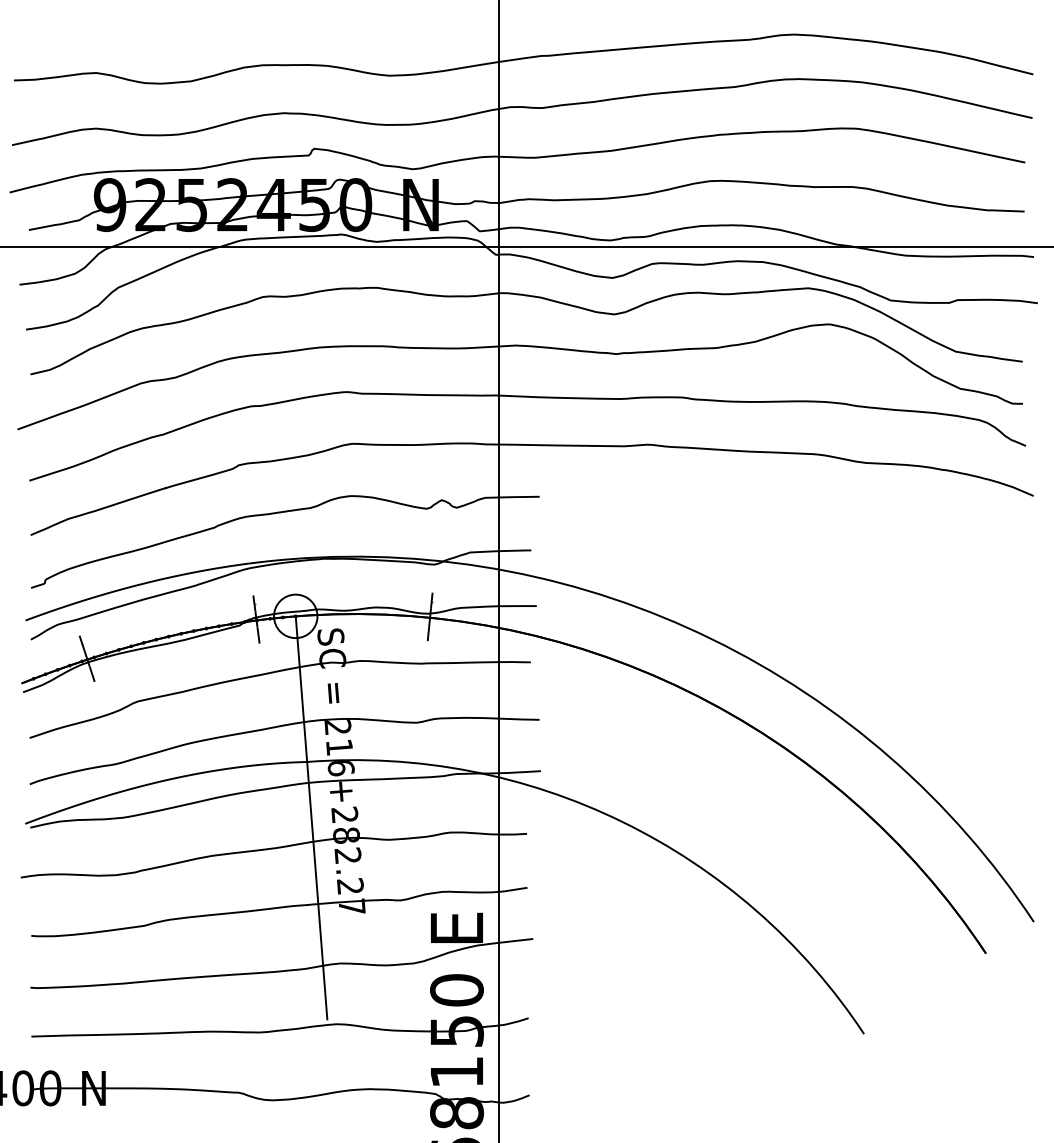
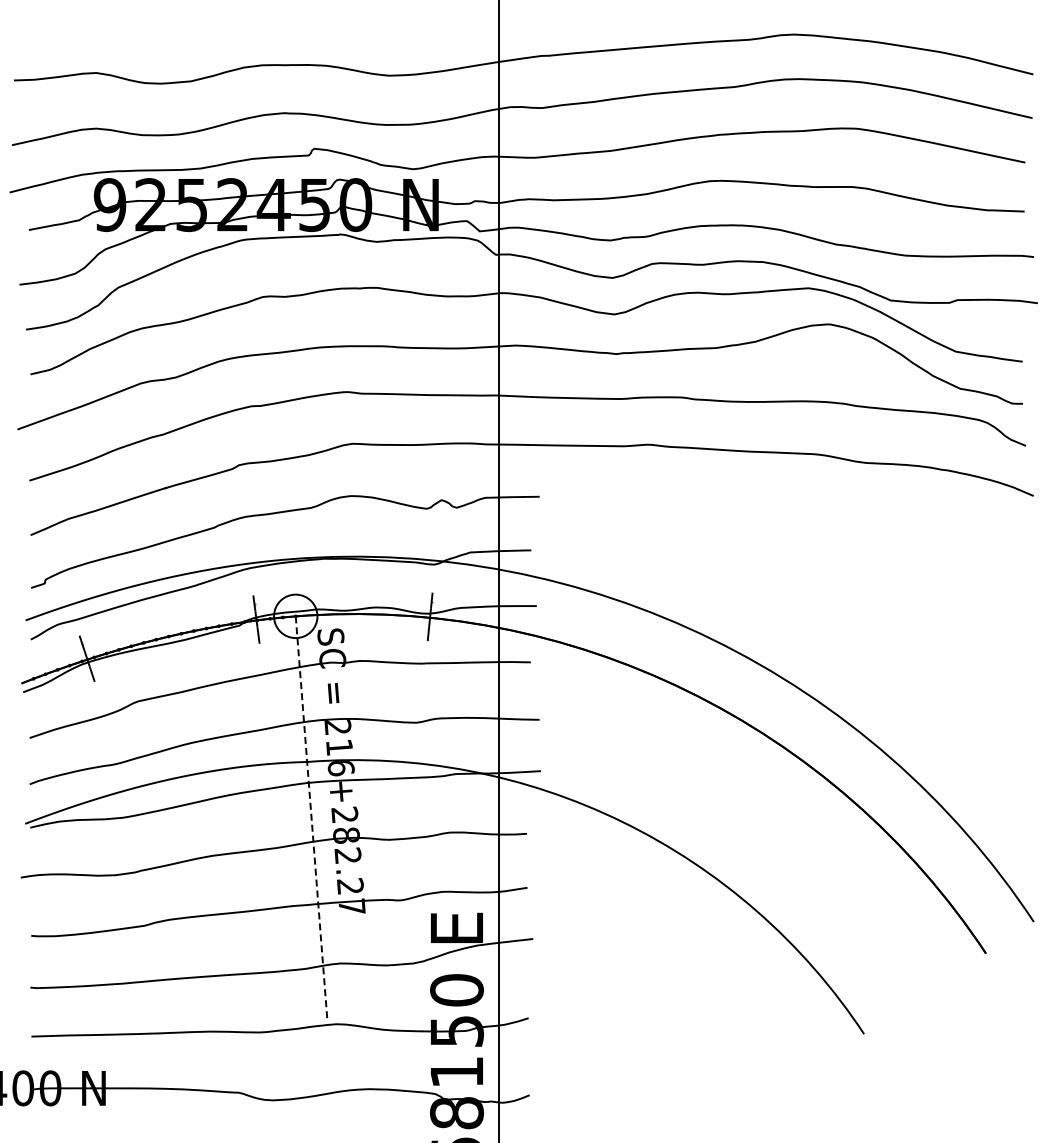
line: present -> none (526, 246)
line: solid -> dashed (311, 818)
